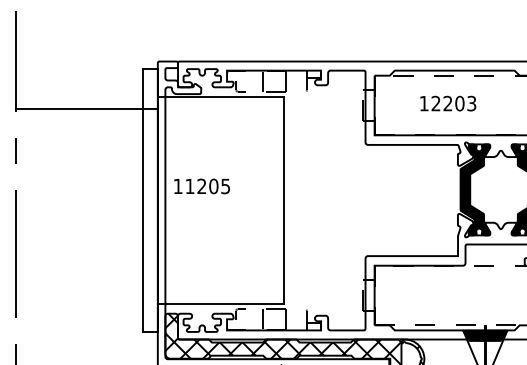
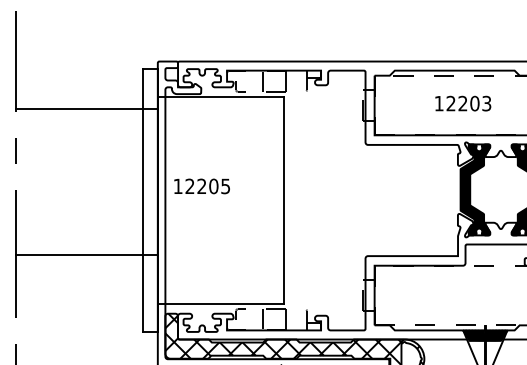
text position: (448, 103) -> (463, 103) (463, 103)
text: 11205 -> 12205 (189, 185)
line: none -> present (86, 255)
